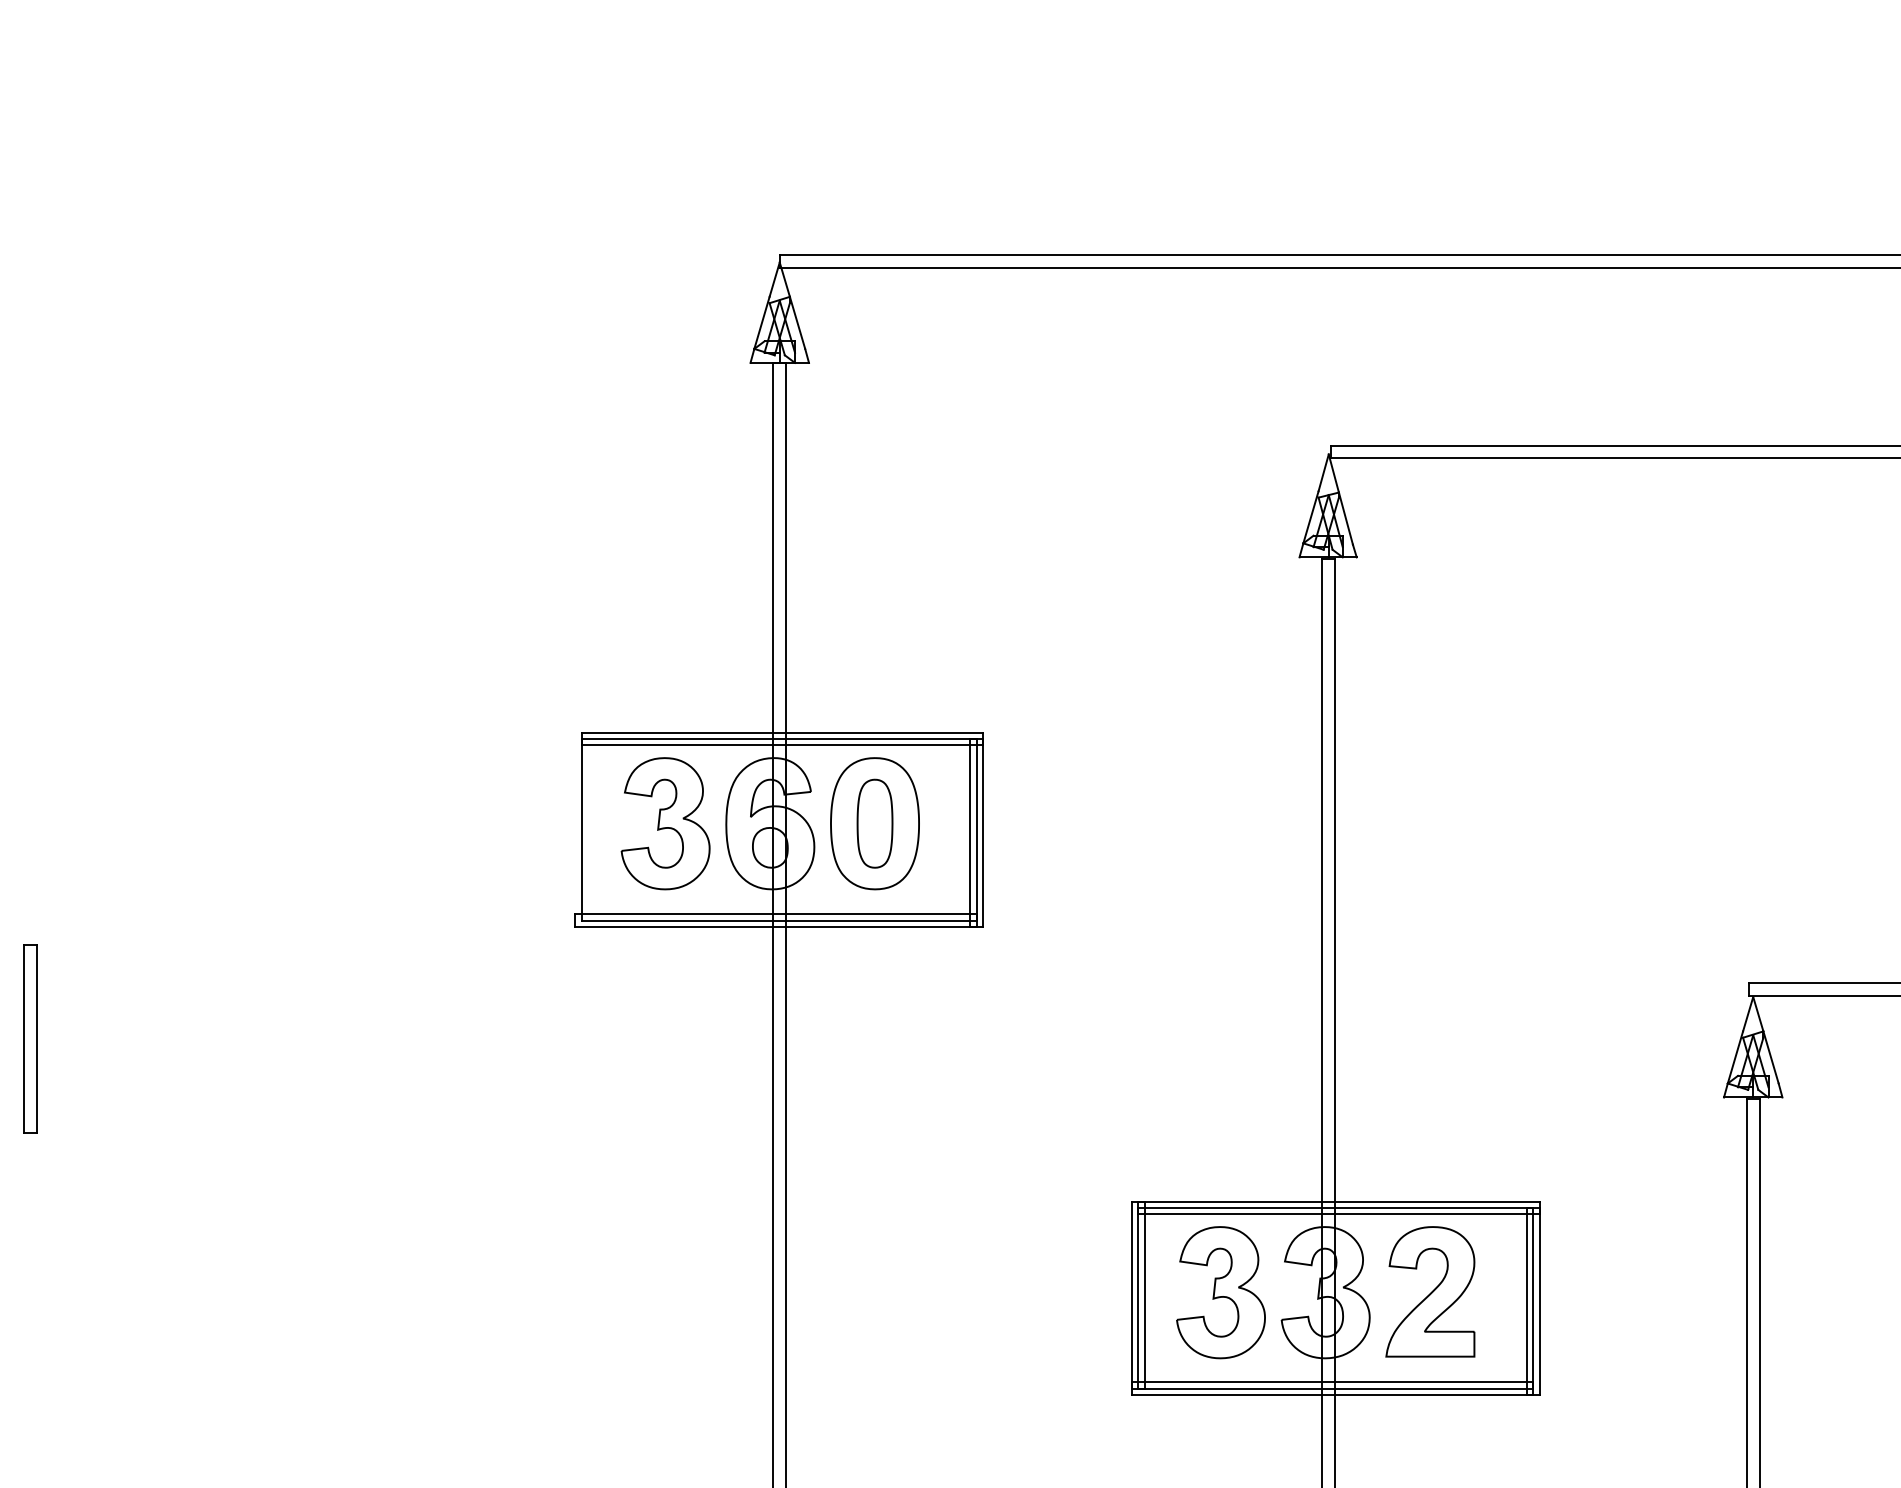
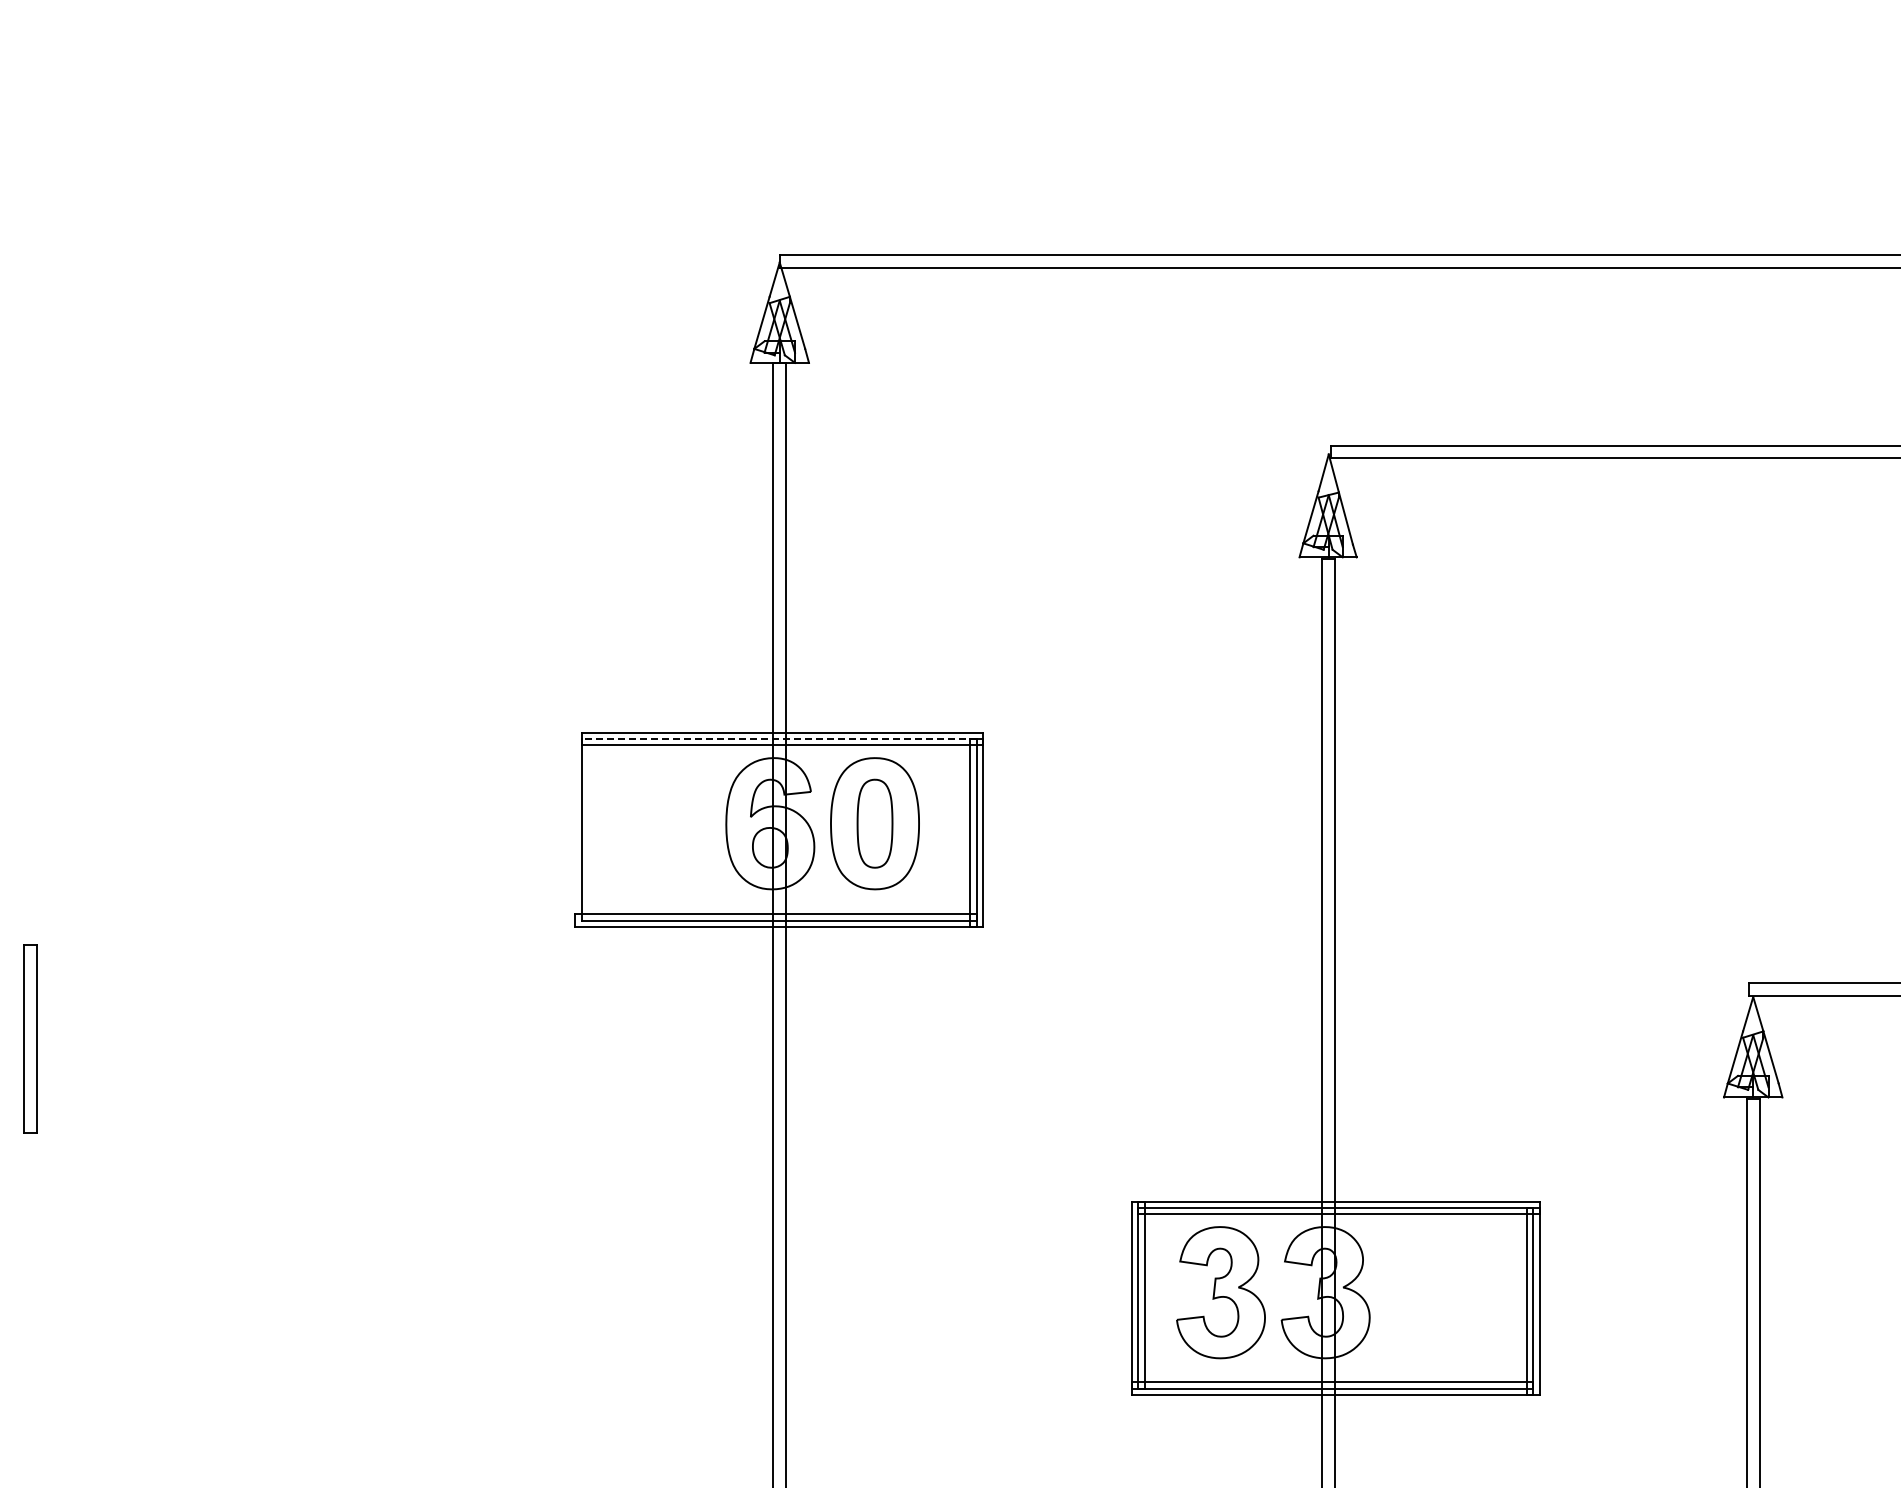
line: solid -> dashed (779, 739)
part: present -> none (665, 823)
part: present -> none (1430, 1291)
